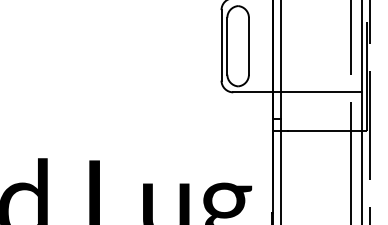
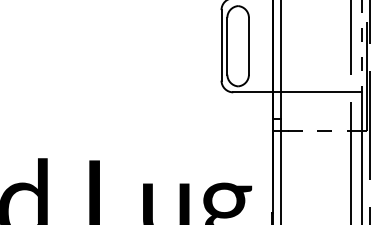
line: solid -> dashed (362, 46)
line: solid -> dashed (325, 130)
